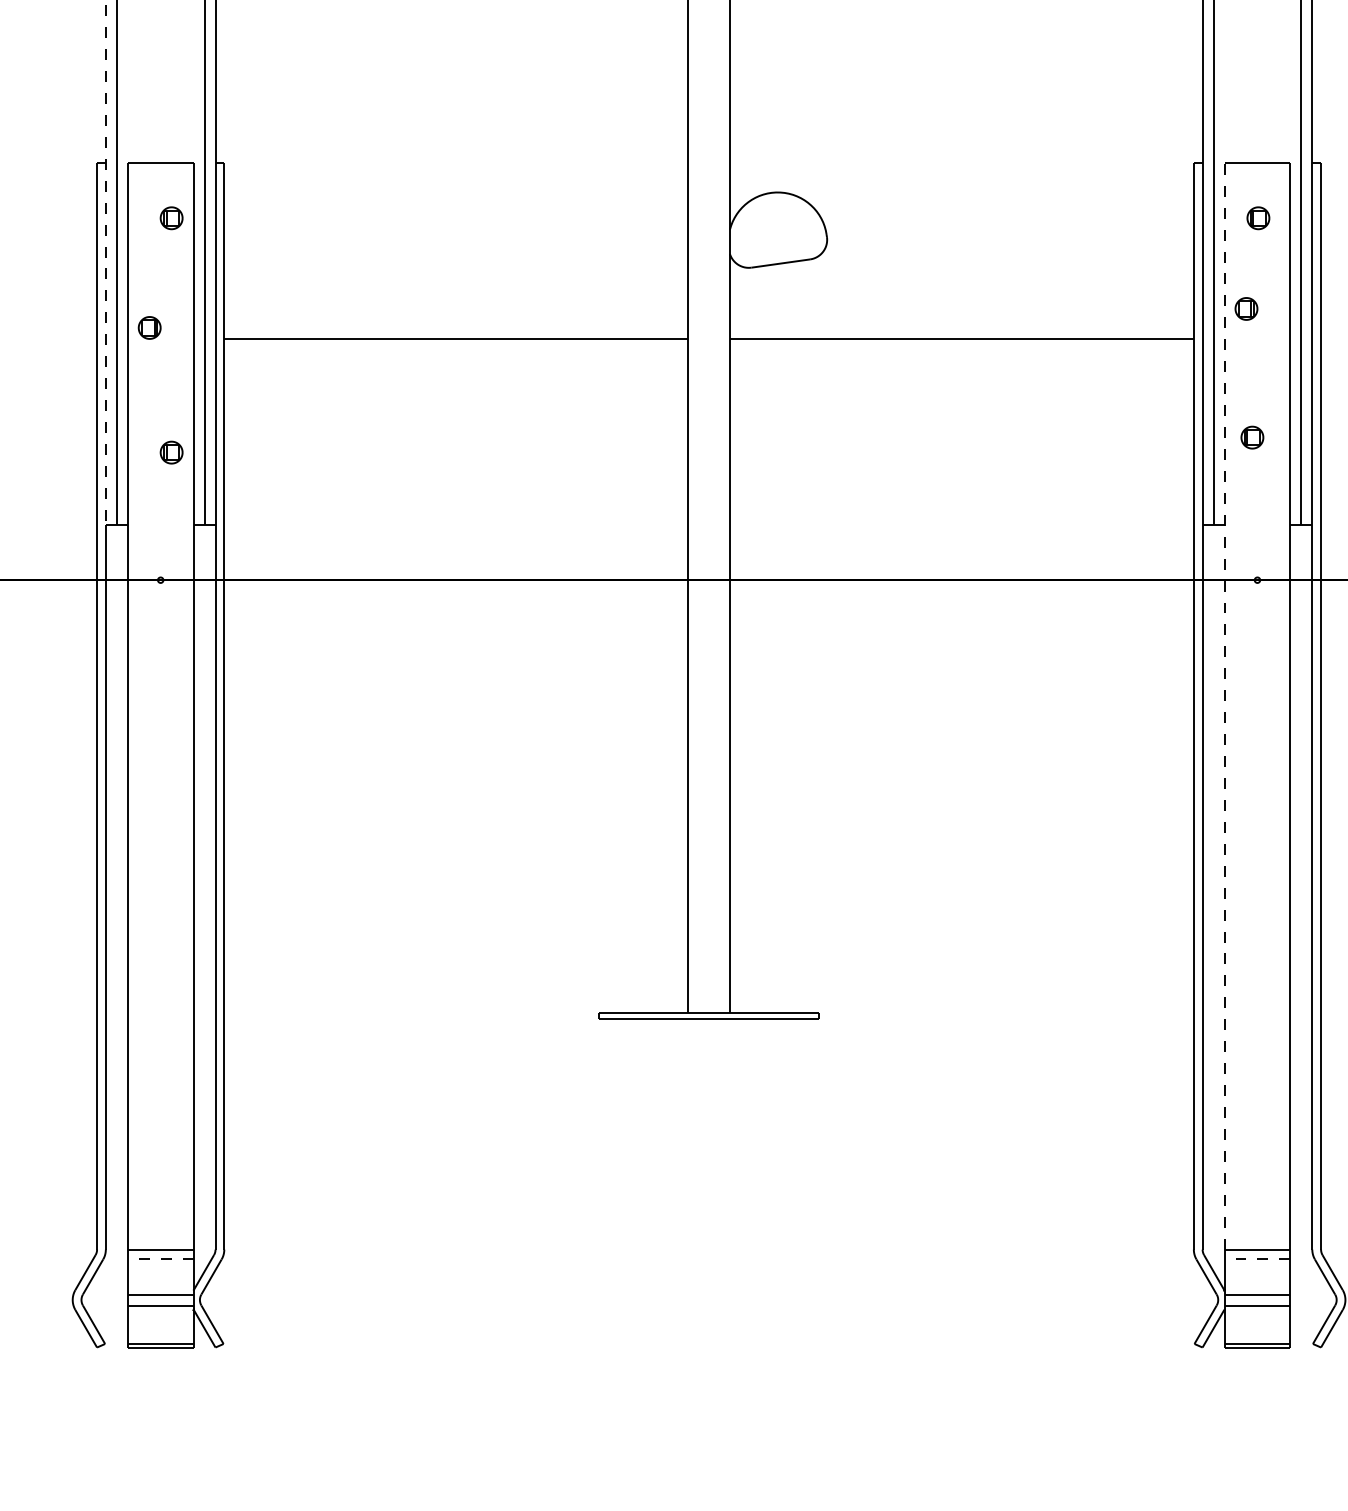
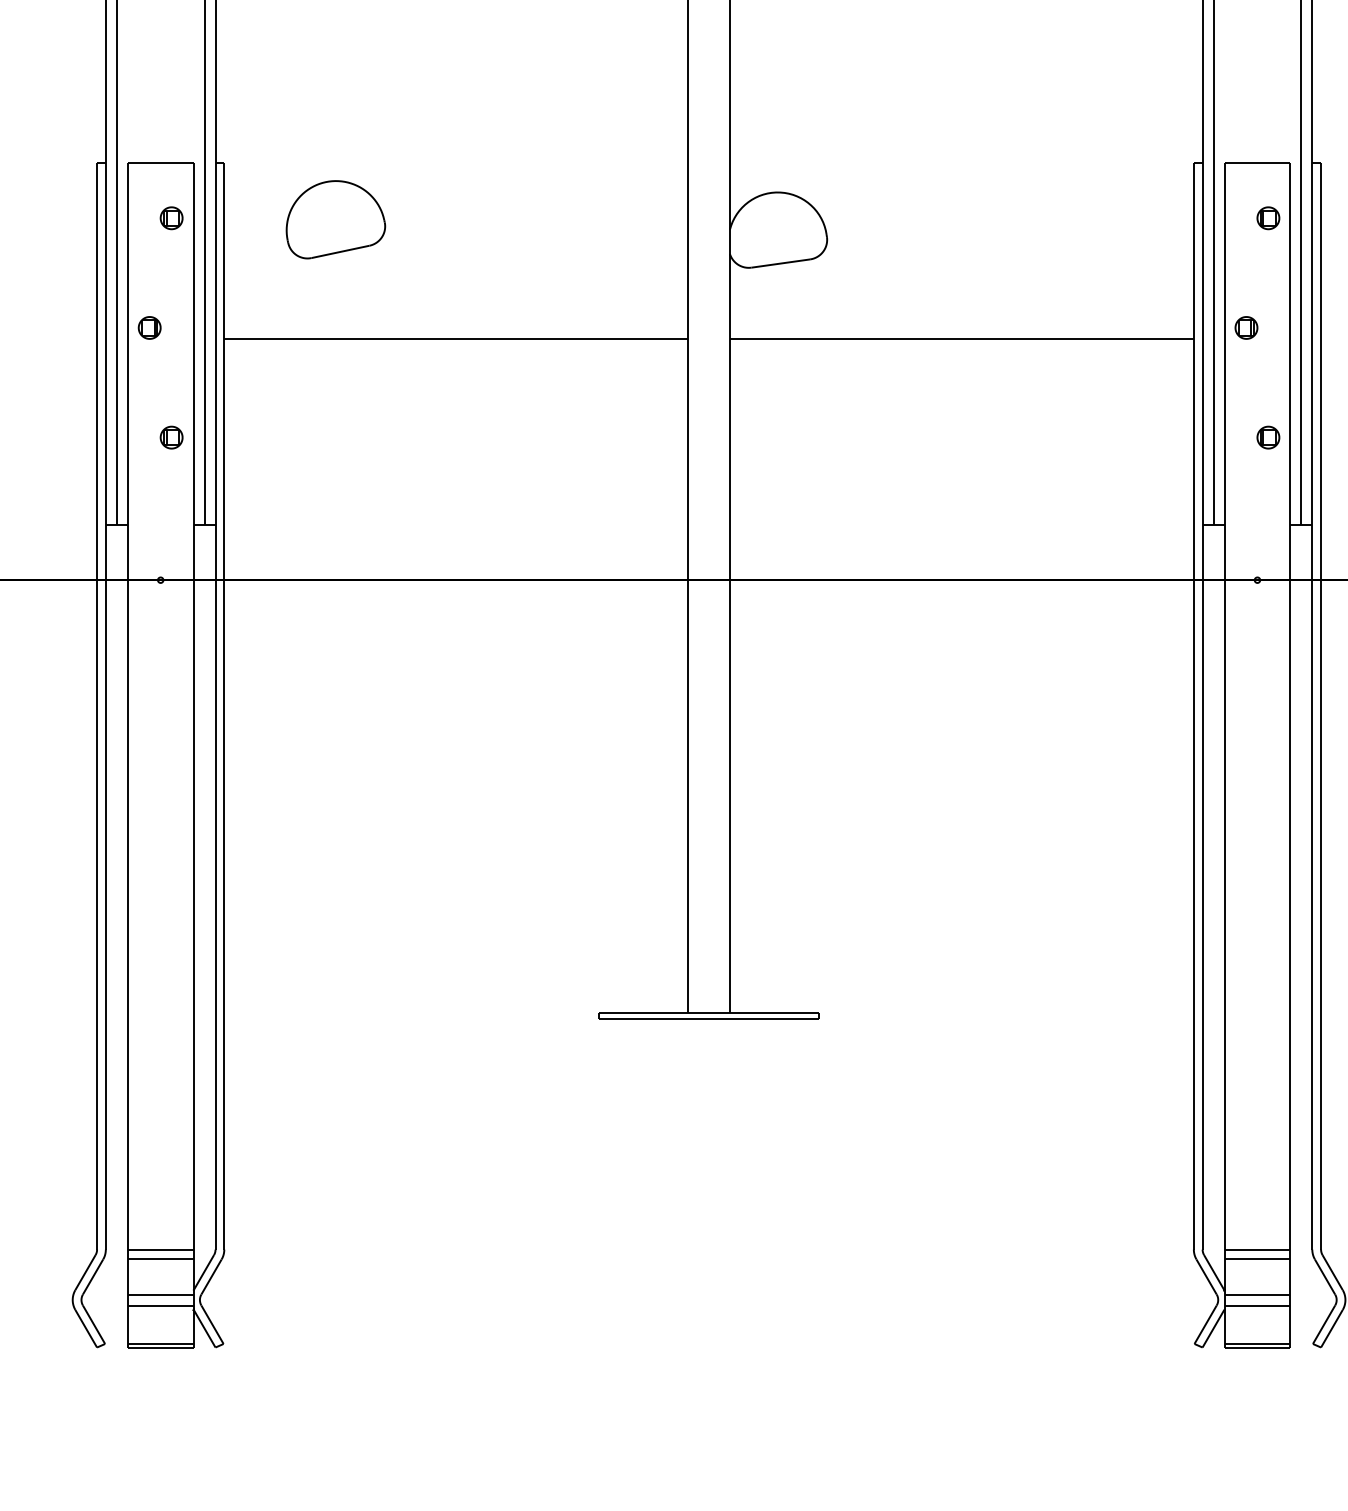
part position: (1258, 218) -> (1268, 218) (1268, 218)
part: none -> present (335, 219)
line: dashed -> solid (105, 263)
part position: (1246, 308) -> (1246, 327) (1246, 327)
part position: (1252, 437) -> (1268, 437) (1268, 437)
part position: (171, 452) -> (171, 437) (171, 437)
line: dashed -> solid (1224, 706)
line: dashed -> solid (160, 1259)
line: dashed -> solid (1257, 1259)
